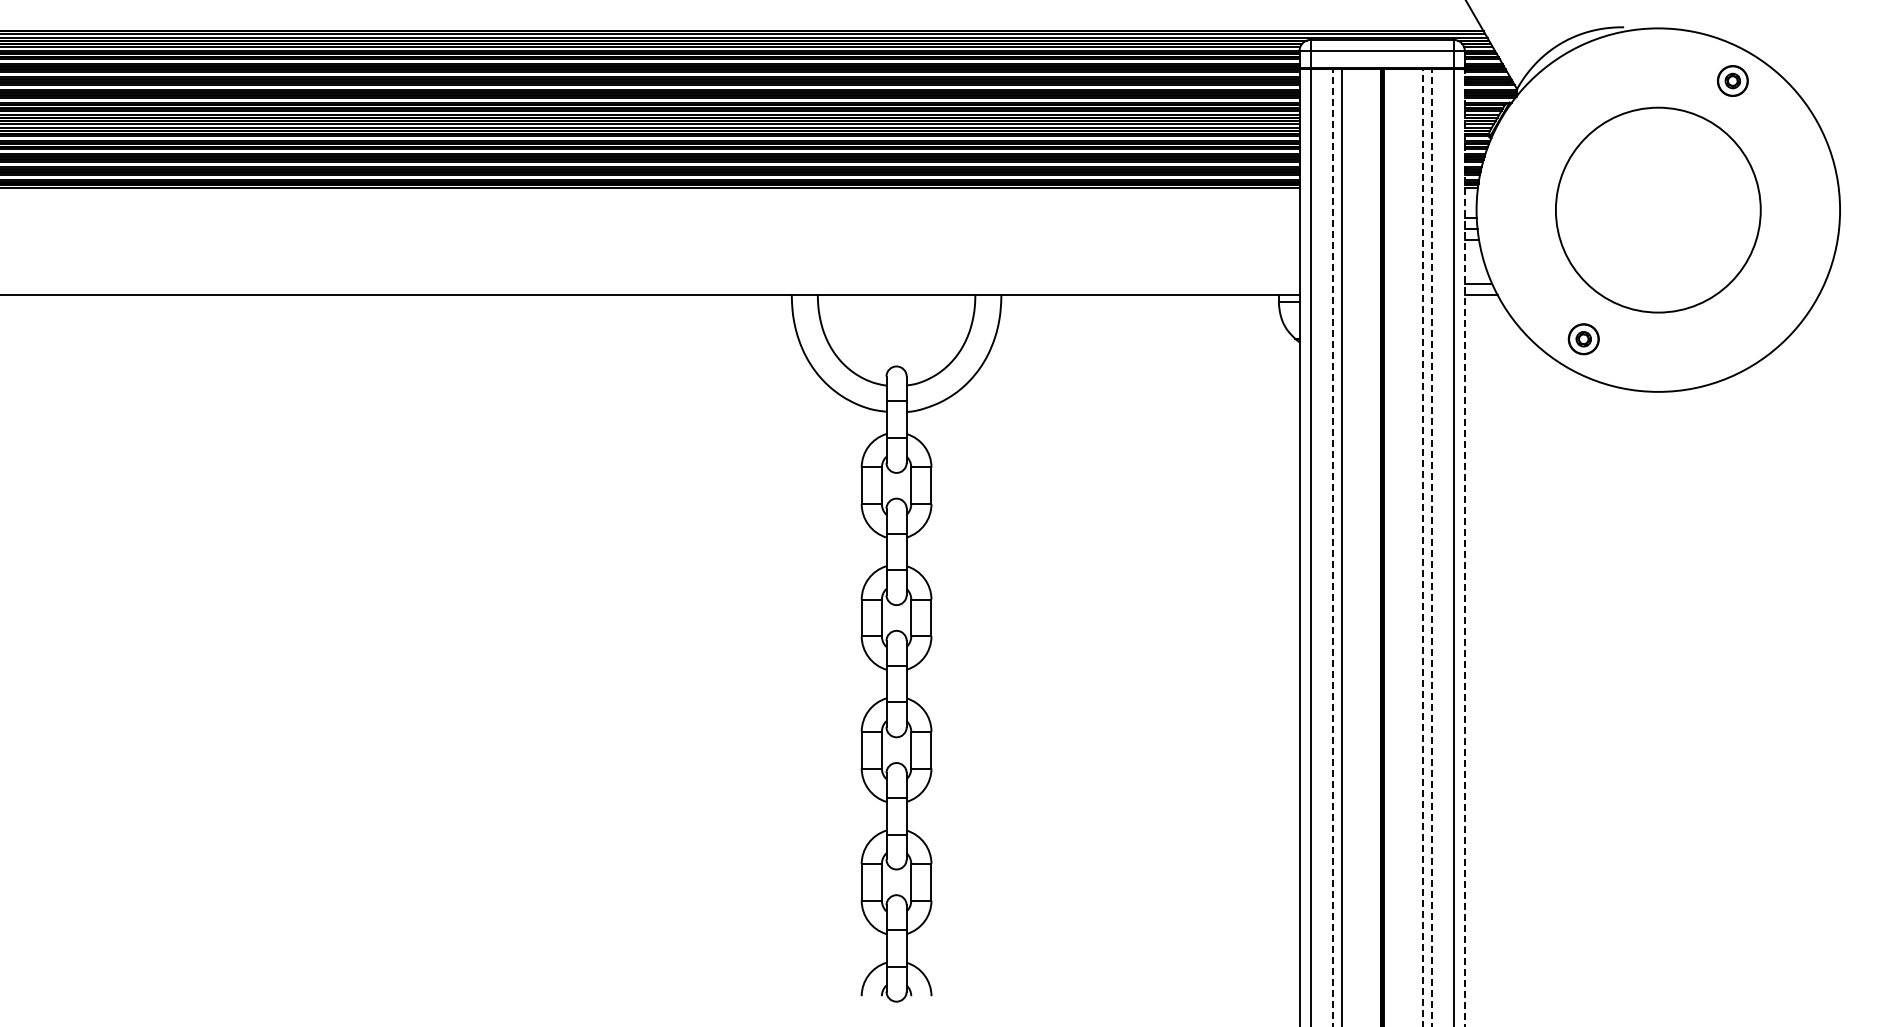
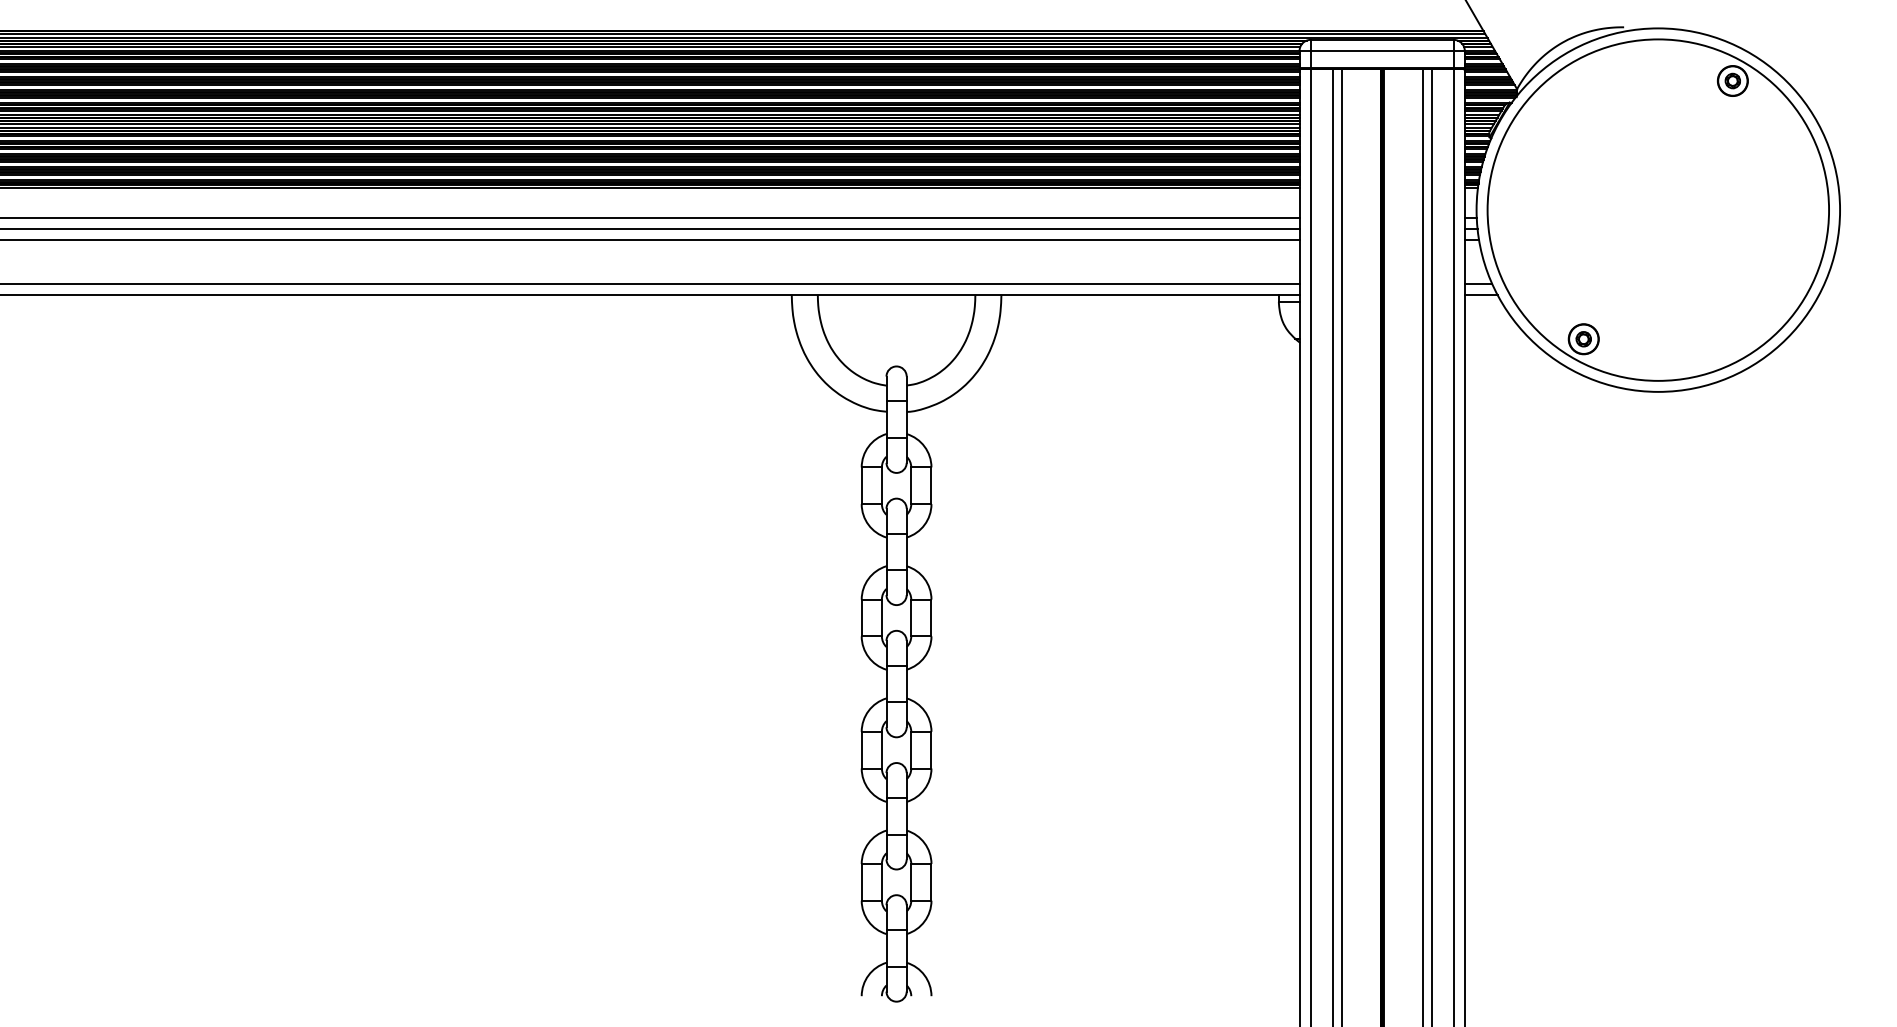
circle diameter: 205 px -> 341 px (1658, 209)
line: none -> present (650, 217)
line: none -> present (650, 228)
line: none -> present (650, 239)
line: none -> present (650, 283)
line: dashed -> solid (1332, 547)
line: dashed -> solid (1431, 547)
line: dashed -> solid (1464, 547)
line: dashed -> solid (1422, 548)
